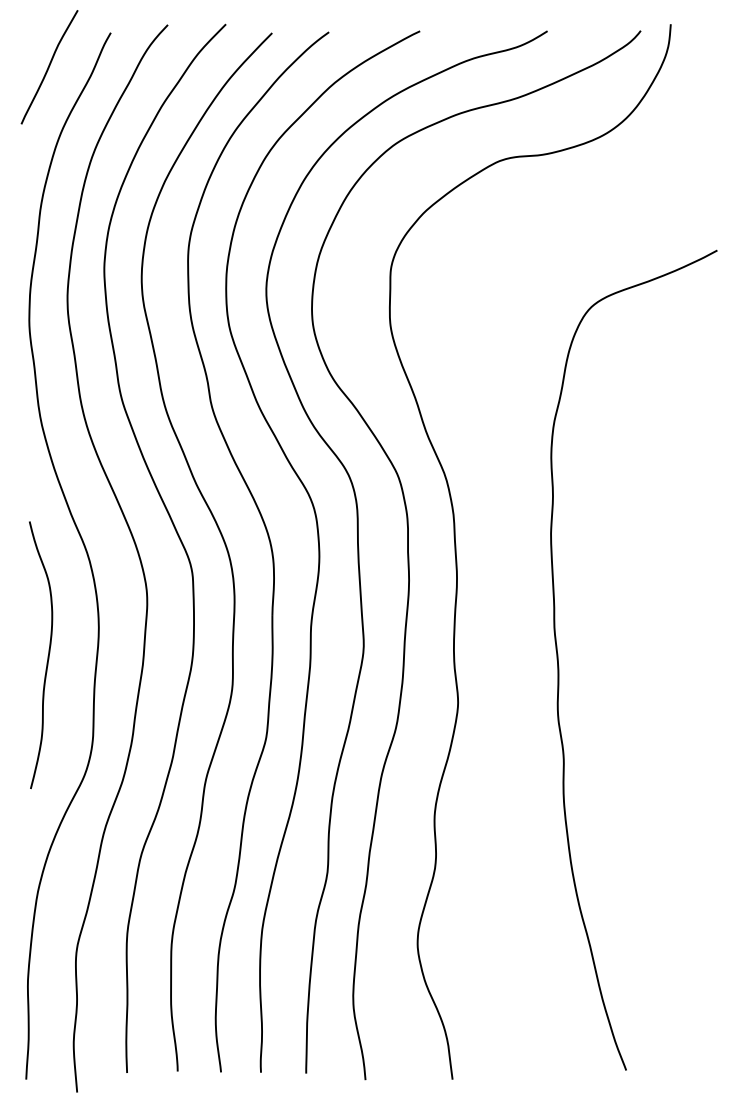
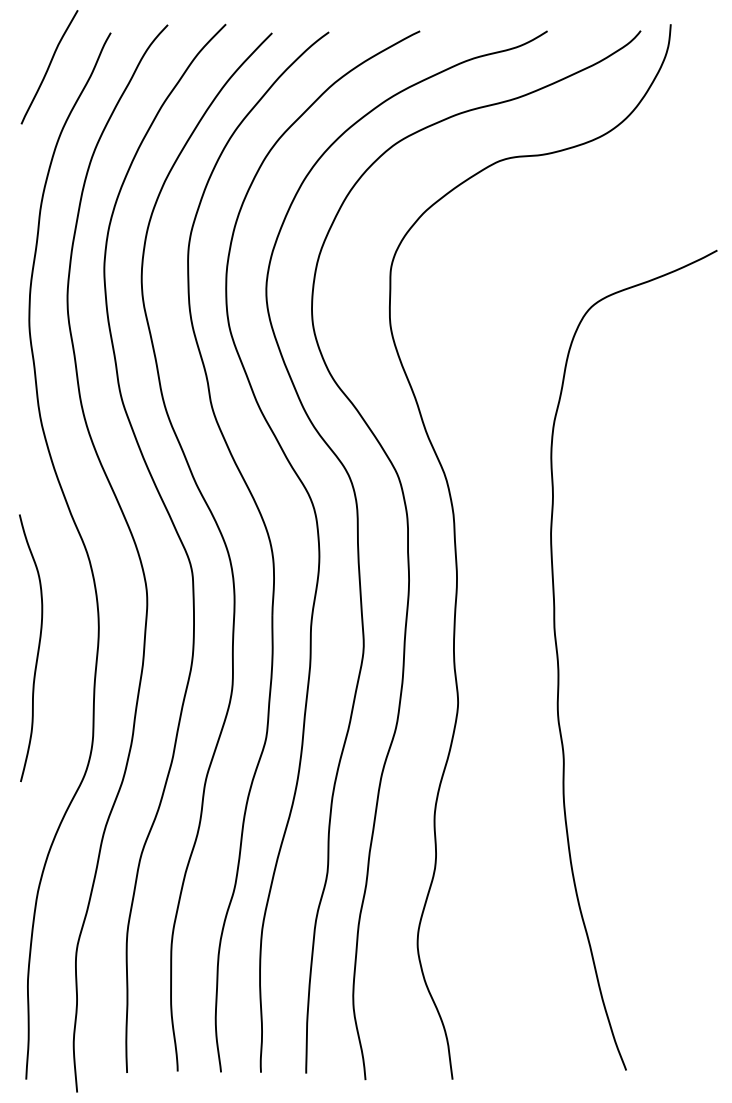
curve position: (47, 656) -> (37, 649) (37, 649)
